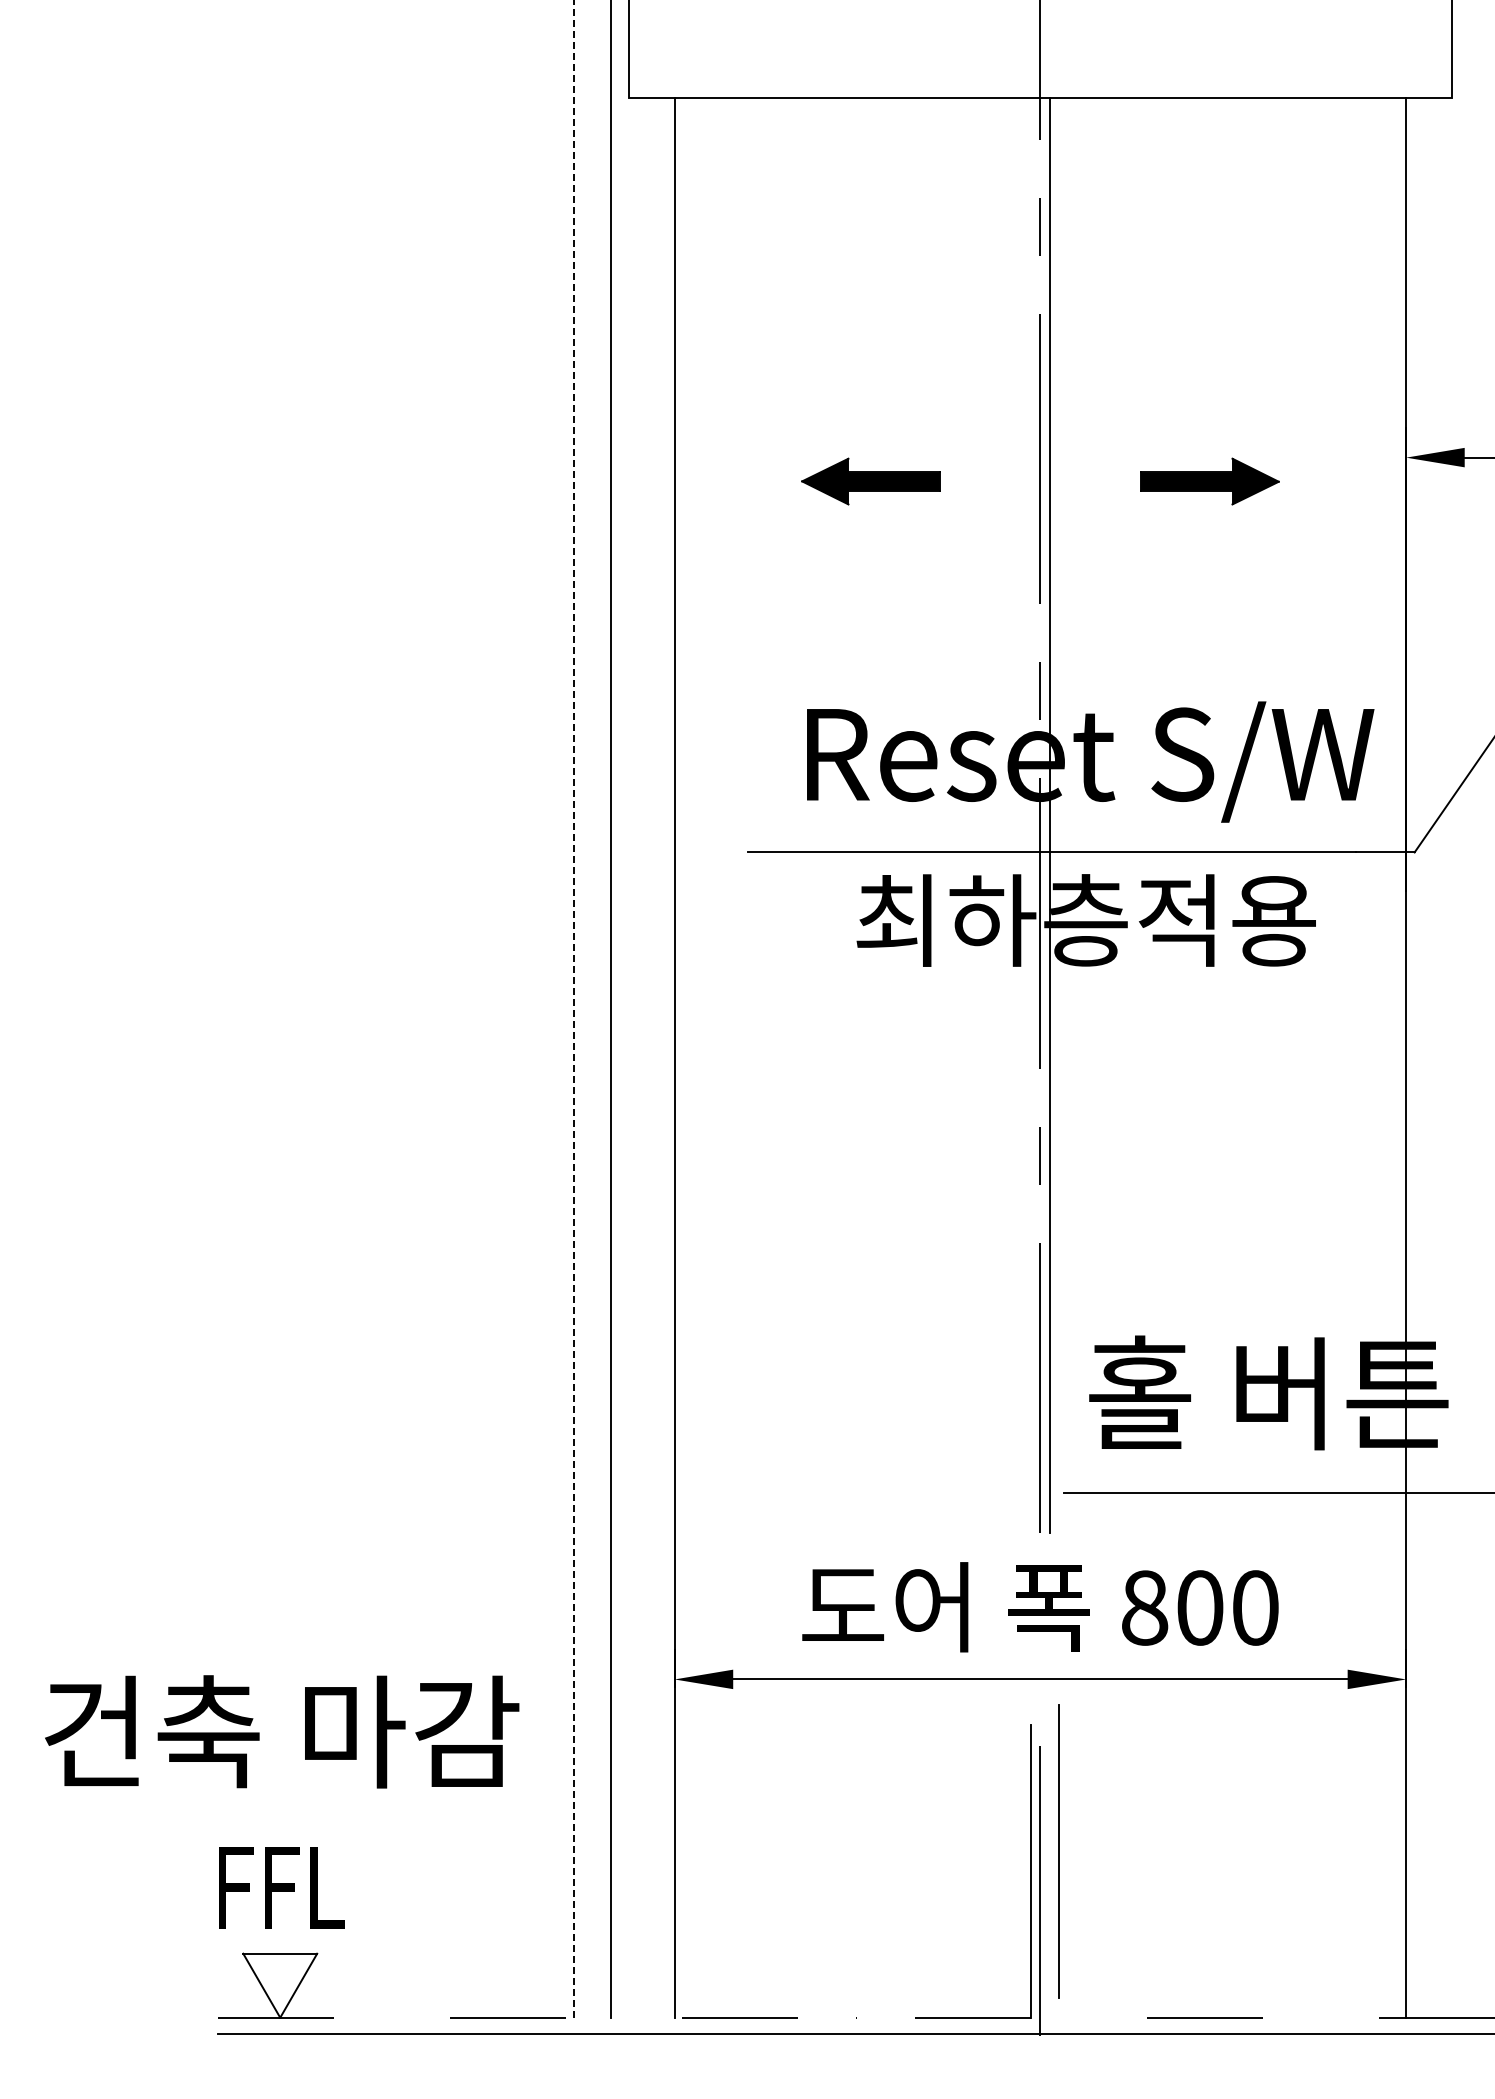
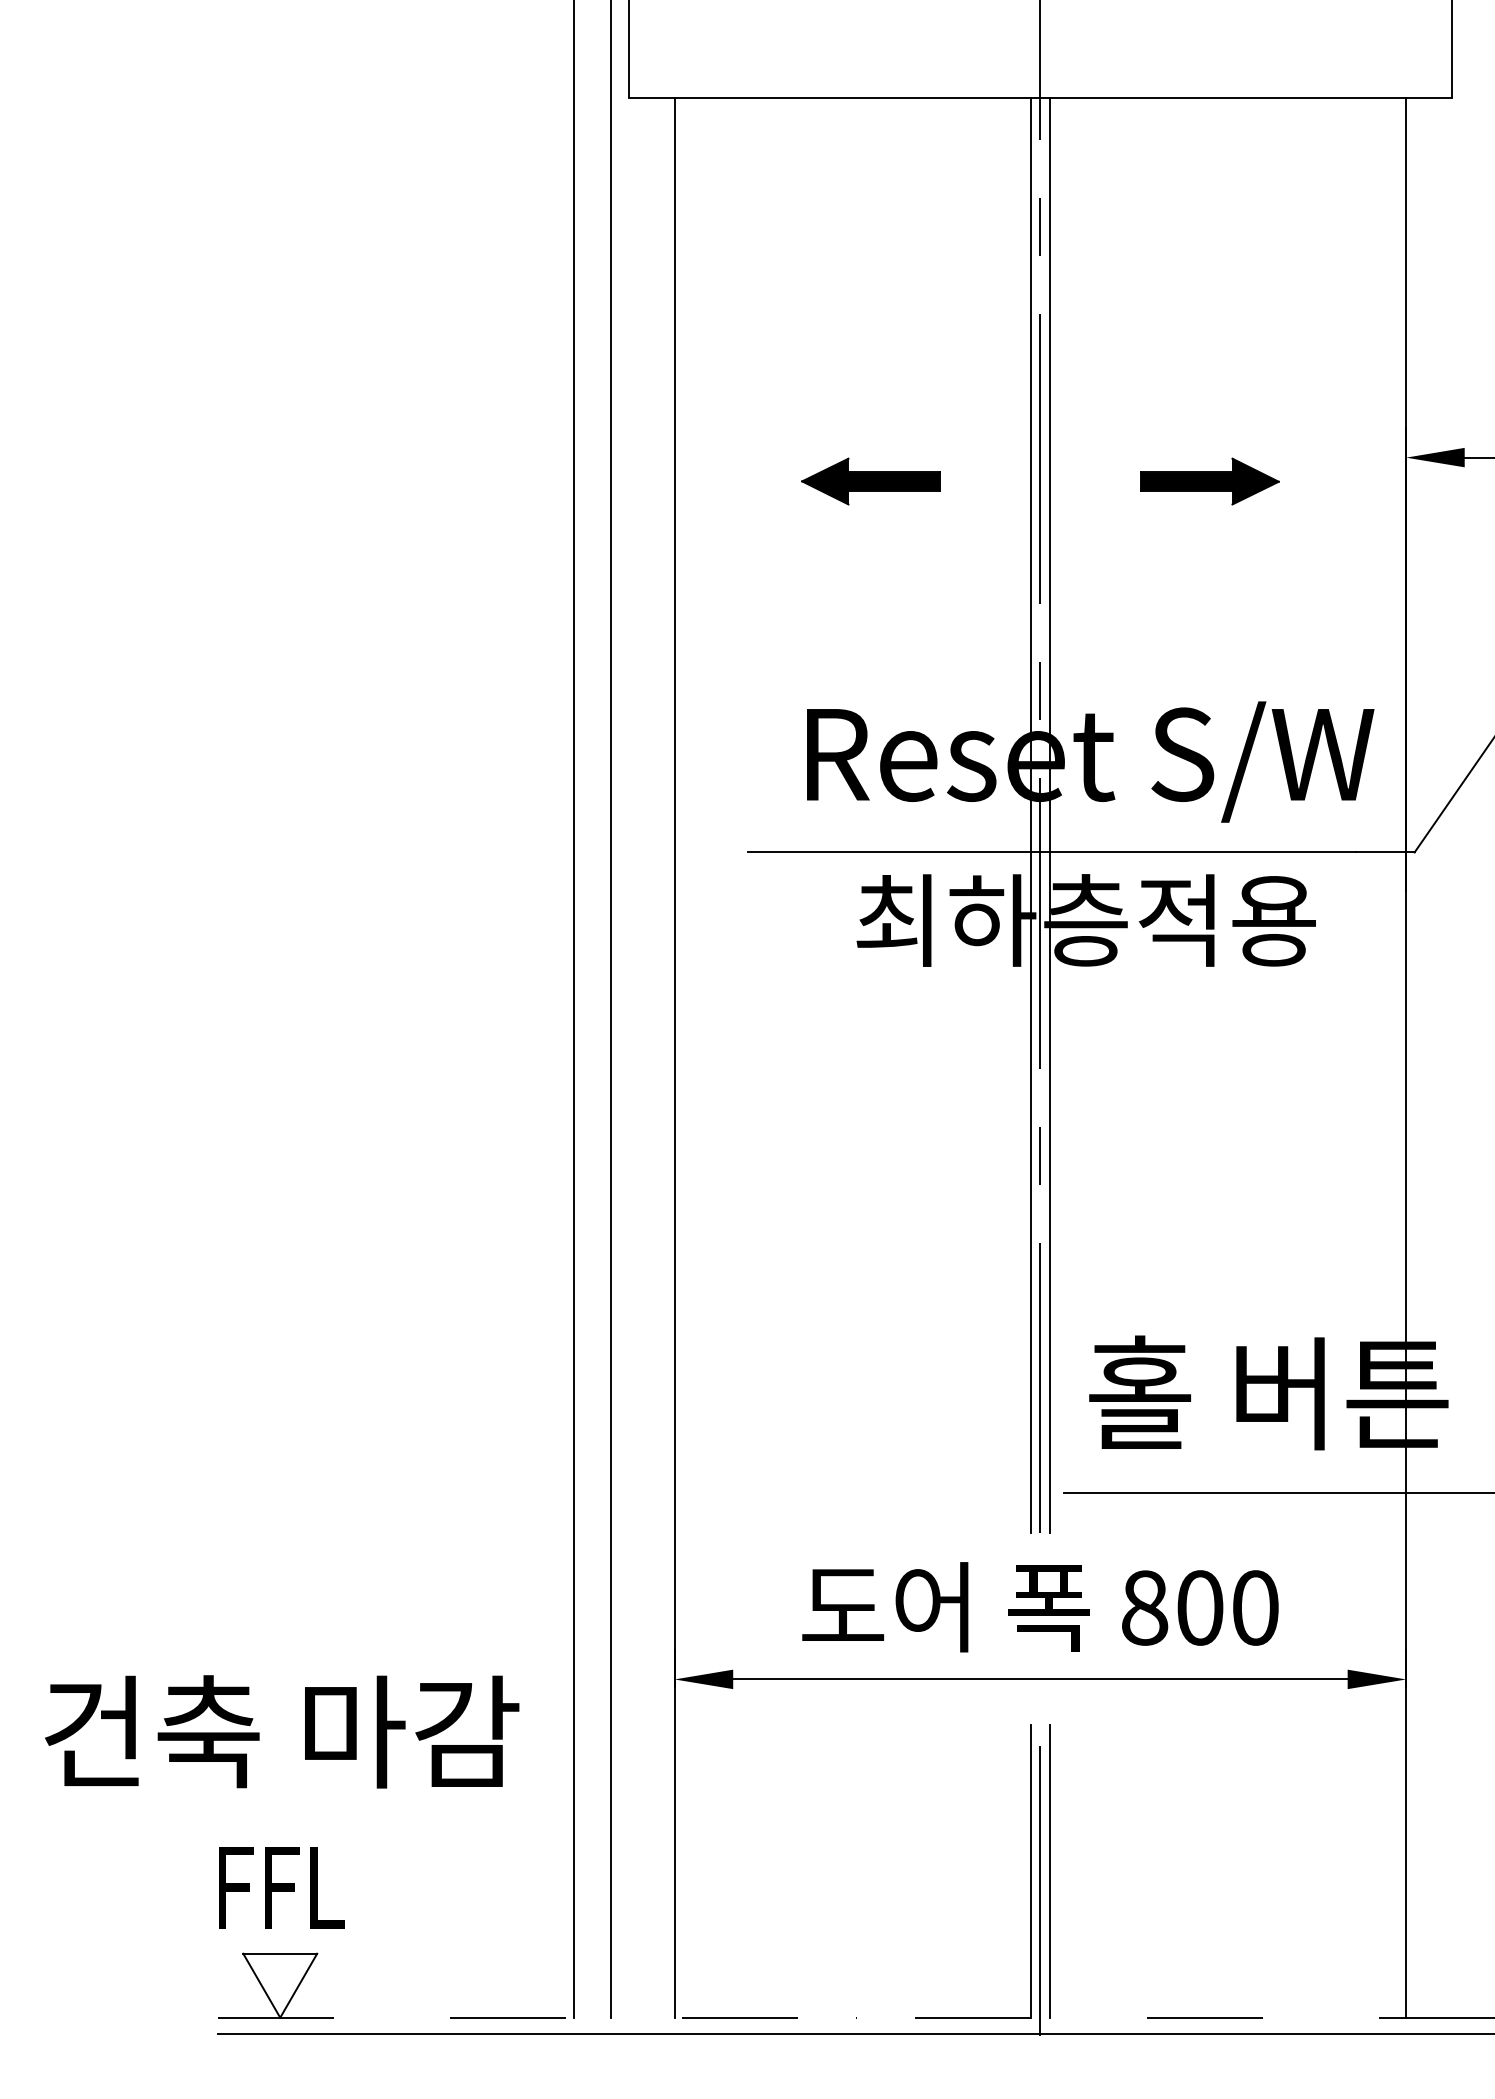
line: none -> present (1031, 815)
line: dashed -> solid (574, 1008)
line position: (1058, 1851) -> (1049, 1871) (1049, 1871)
